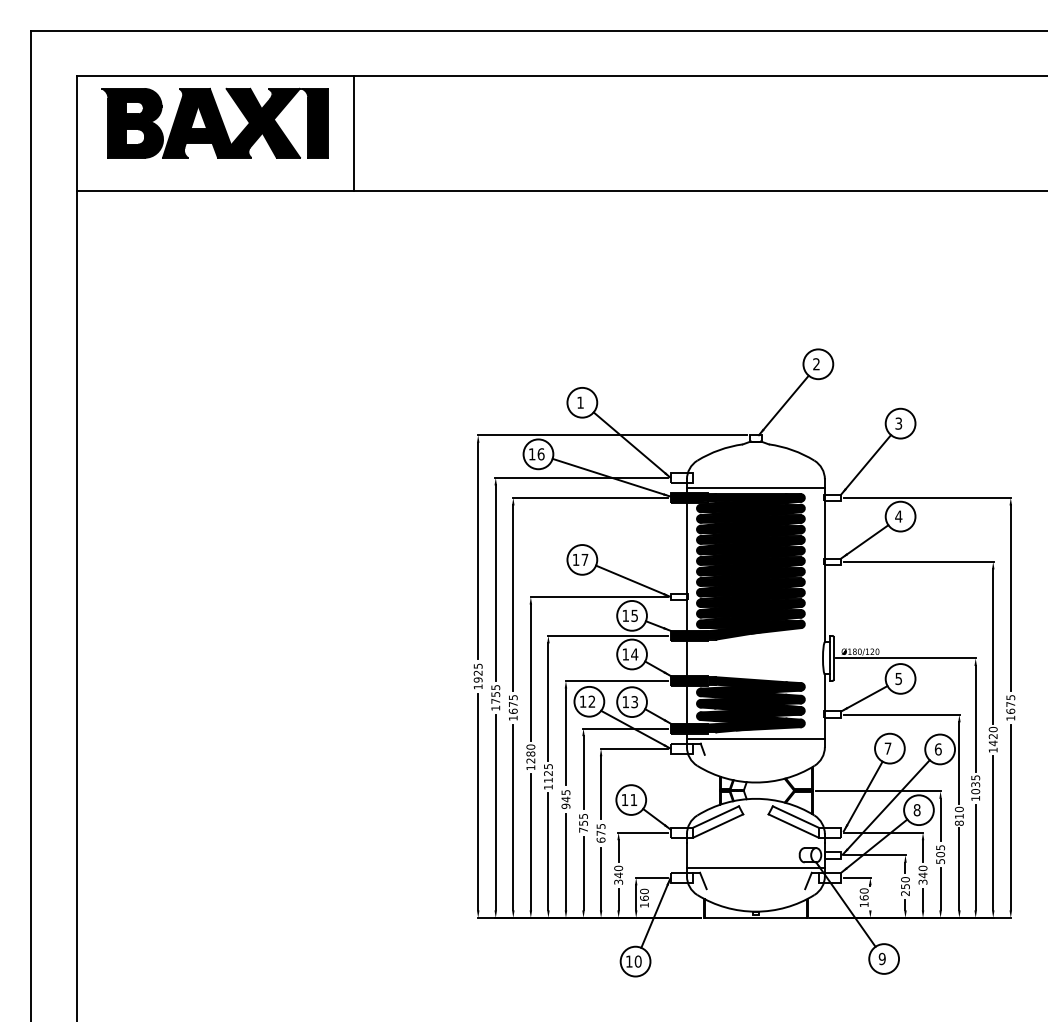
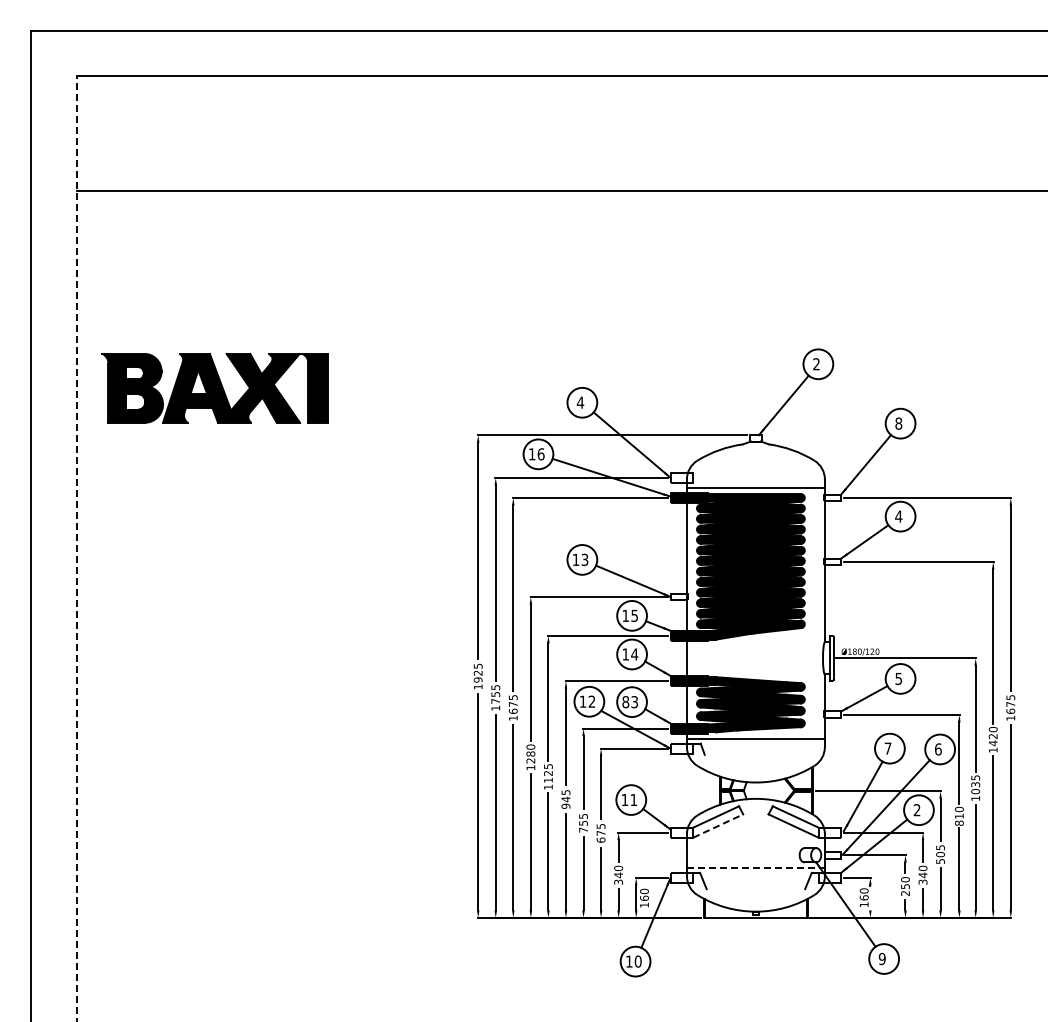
part position: (214, 122) -> (214, 387) (214, 387)
line: present -> none (354, 133)
text: 1 -> 4 (580, 402)
text: 3 -> 8 (898, 423)
line: solid -> dashed (76, 548)
text: 17 -> 13 (584, 559)
text: 13 -> 83 (625, 702)
text: 8 -> 2 (916, 810)
line: solid -> dashed (718, 826)
line: solid -> dashed (755, 867)
